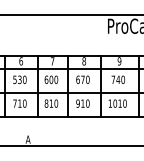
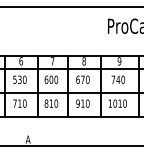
line position: (71, 15) -> (71, 7) (71, 7)
